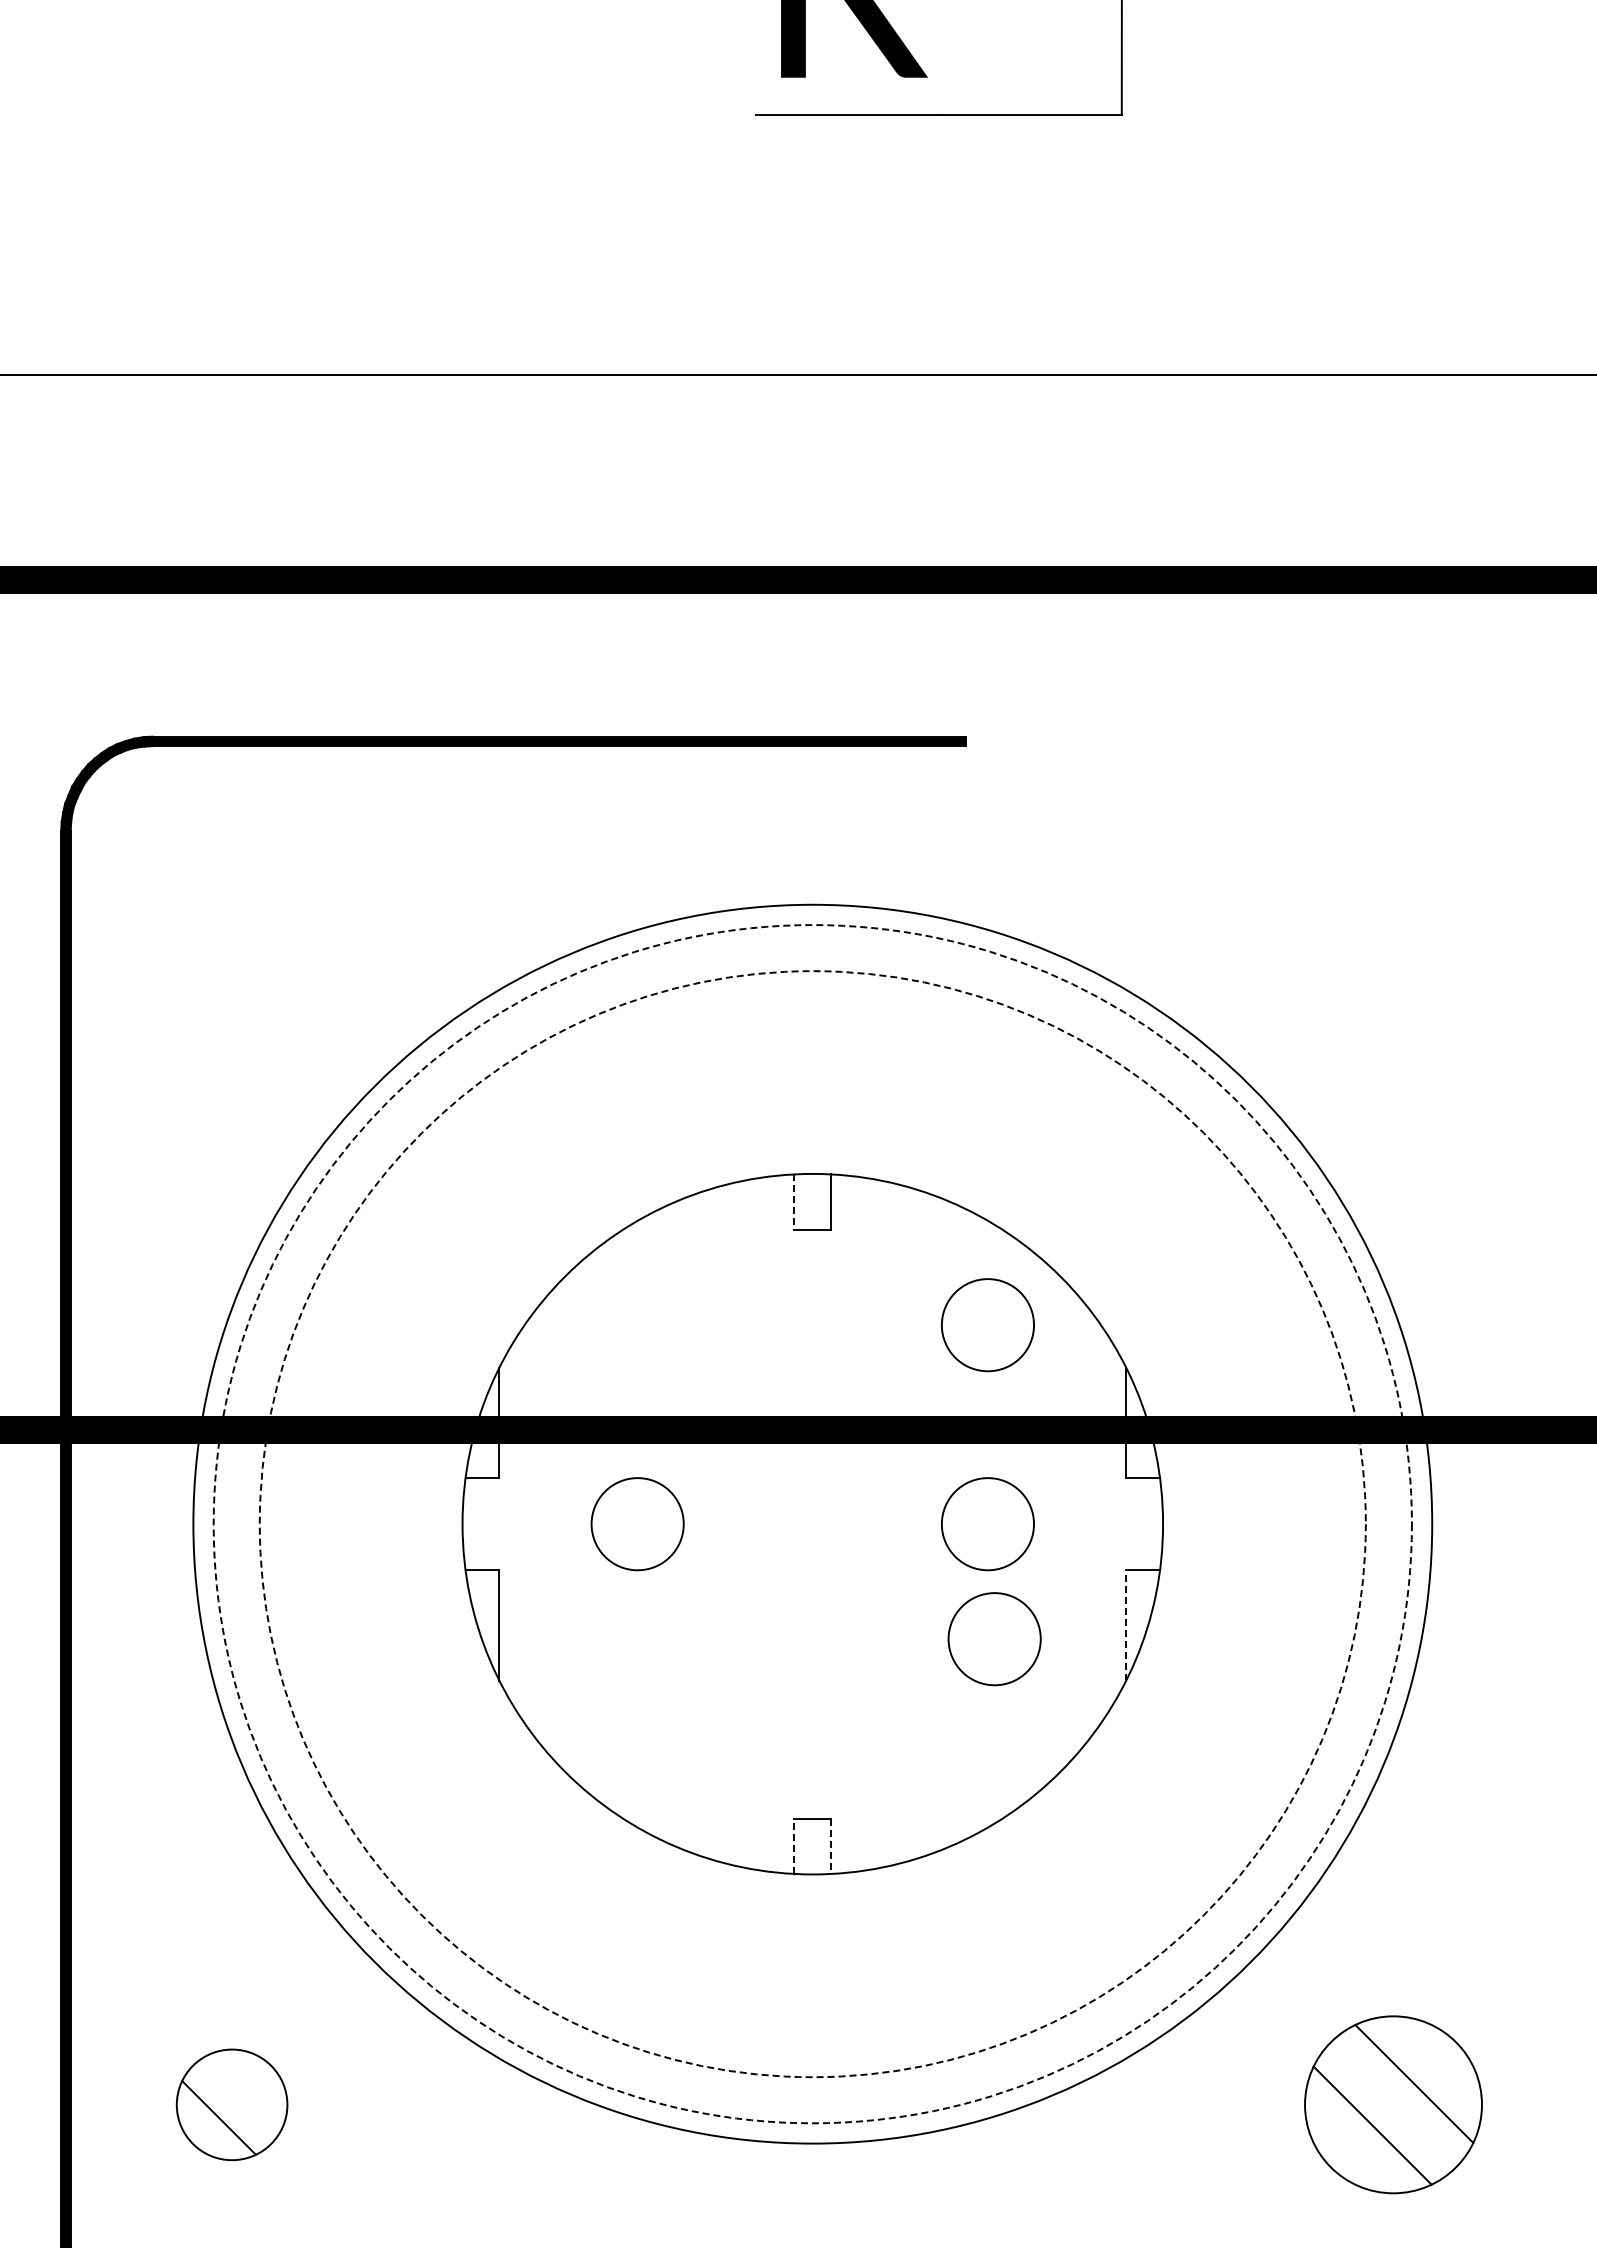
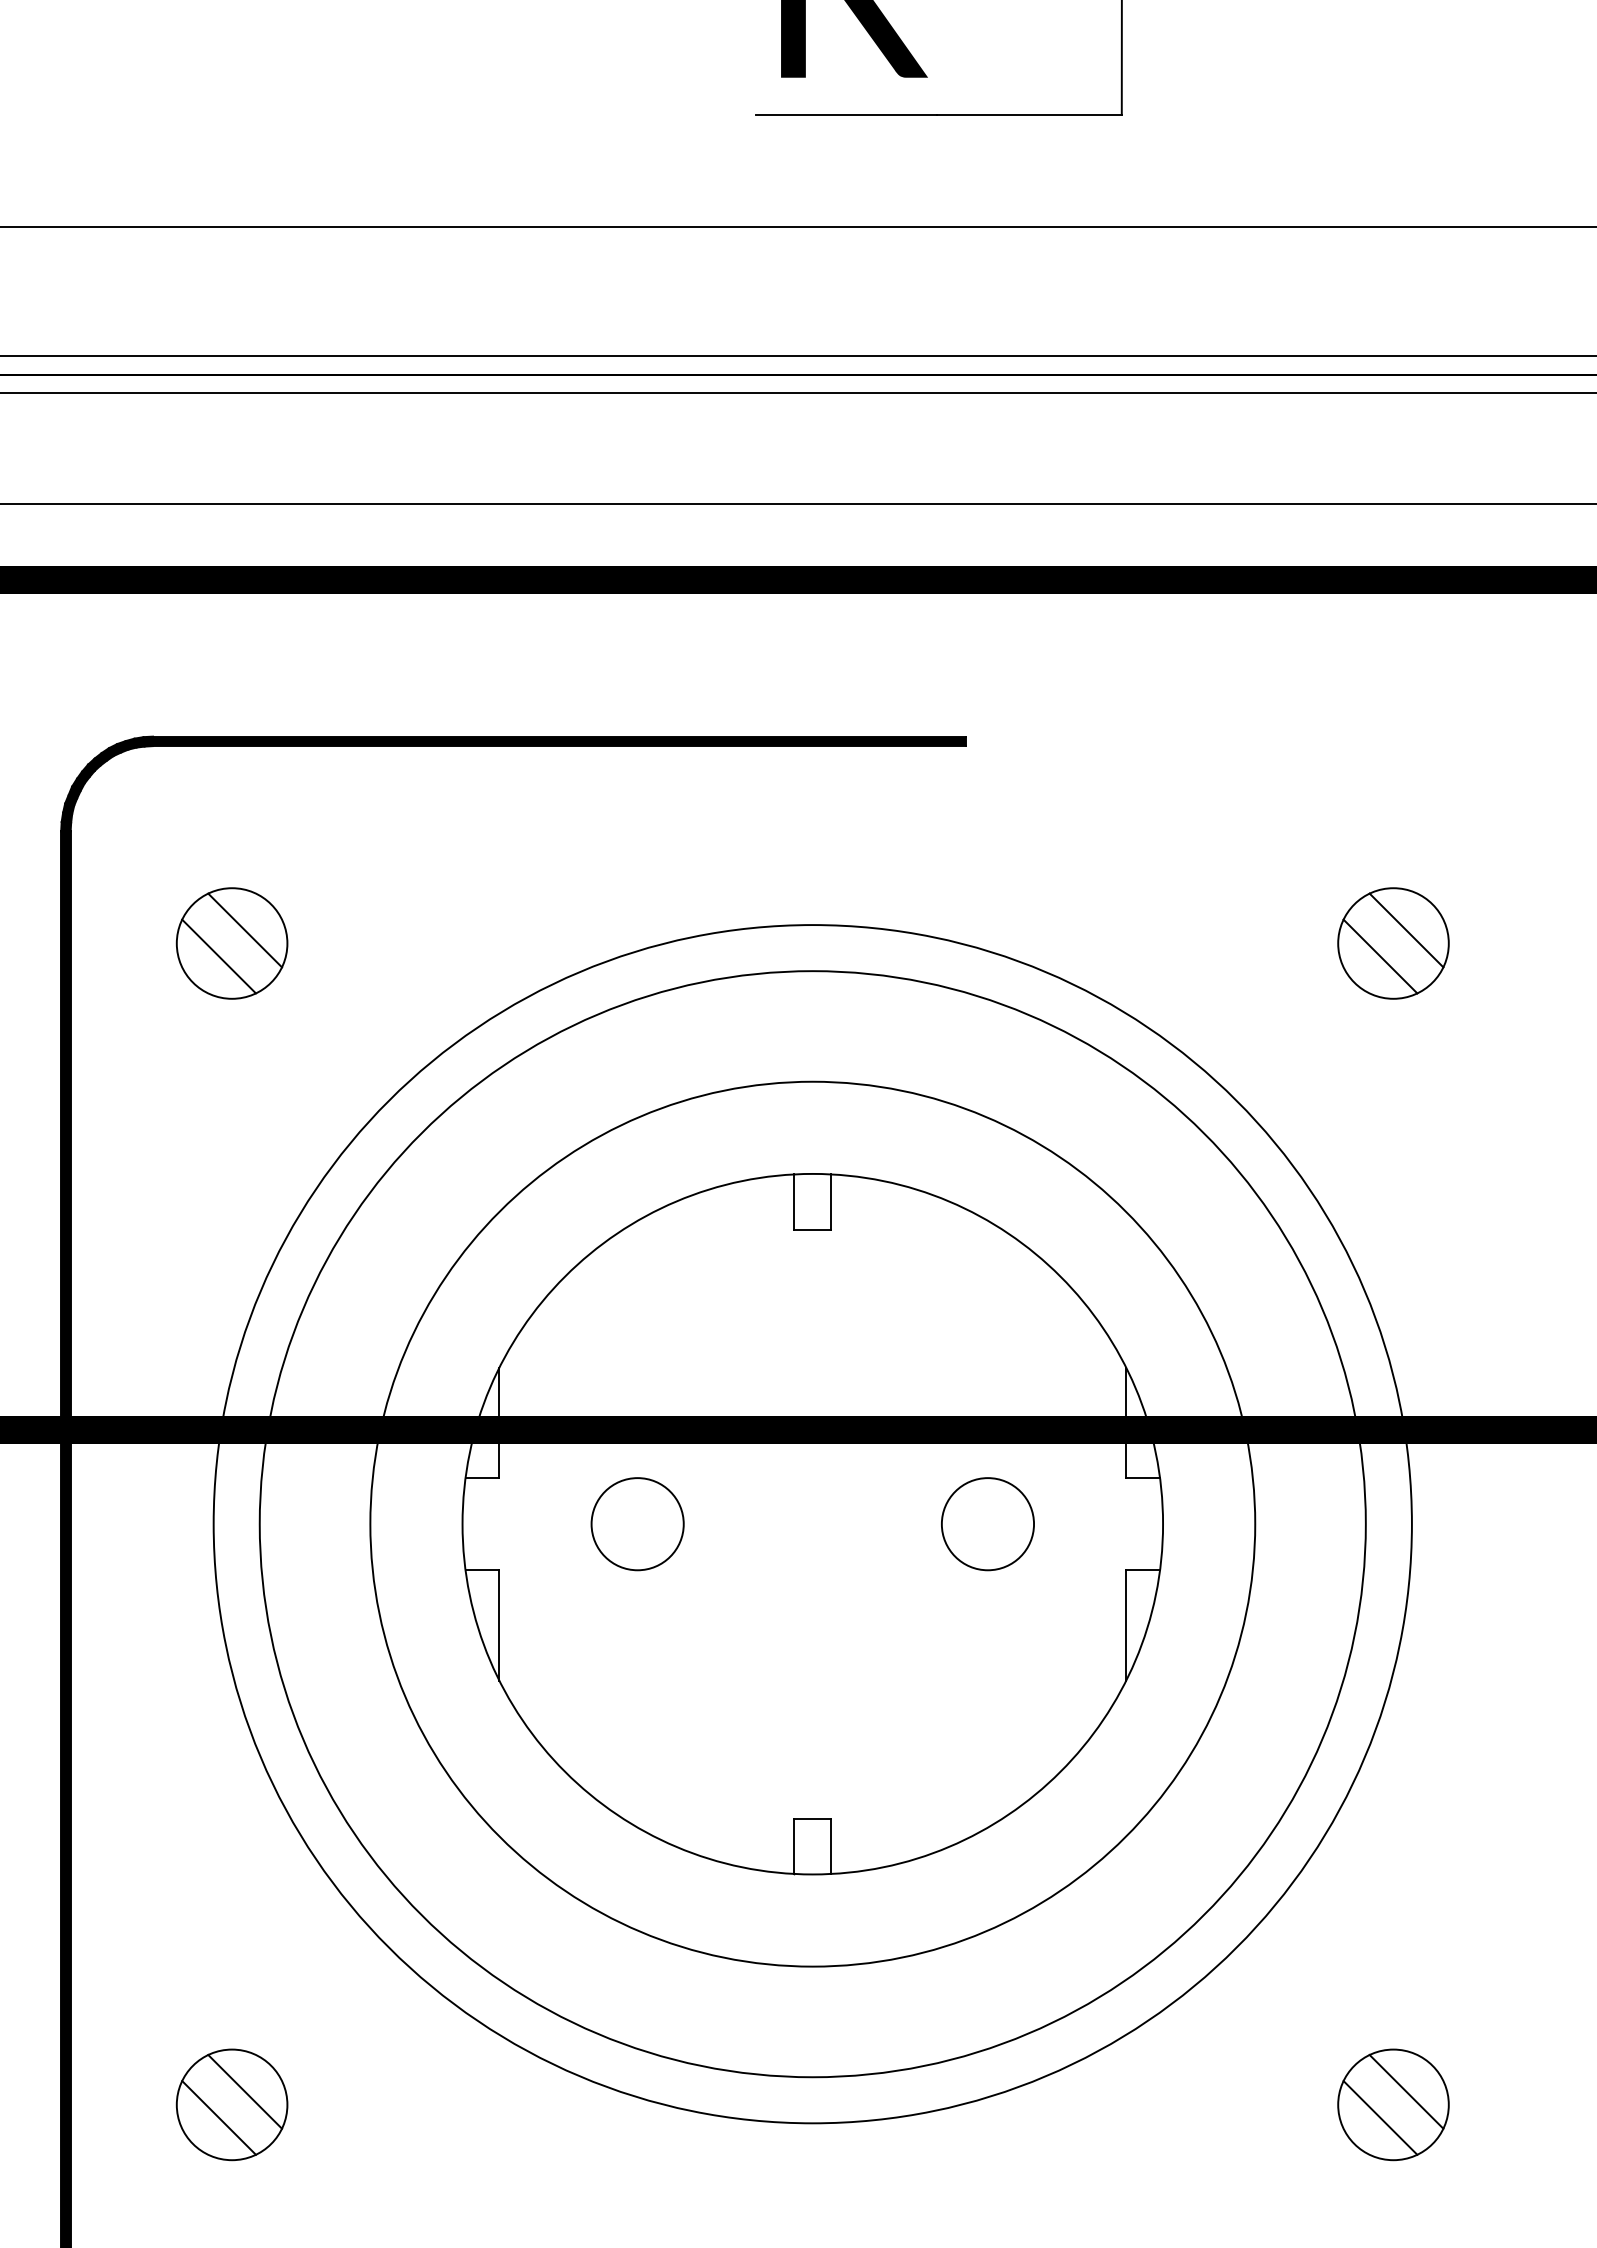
line: none -> present (797, 227)
line: none -> present (797, 356)
line: none -> present (797, 393)
line: none -> present (797, 503)
part: none -> present (231, 943)
part: none -> present (1393, 943)
line: dashed -> solid (794, 1202)
circle: present -> none (987, 1325)
circle diameter: 1239 px -> 885 px (812, 1523)
circle: dashed -> solid (812, 1524)
circle: dashed -> solid (812, 1524)
line: dashed -> solid (1126, 1624)
circle: present -> none (994, 1639)
line: dashed -> solid (794, 1846)
line: dashed -> solid (831, 1846)
line: none -> present (245, 2091)
part size: 179x180 px -> 113x114 px (1393, 2104)
